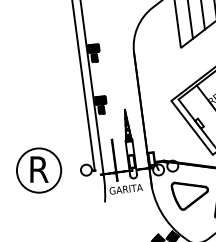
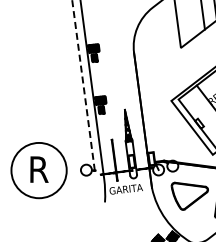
line: present -> none (190, 20)
line: solid -> dashed (83, 85)
circle diameter: 44 px -> 55 px (38, 170)
